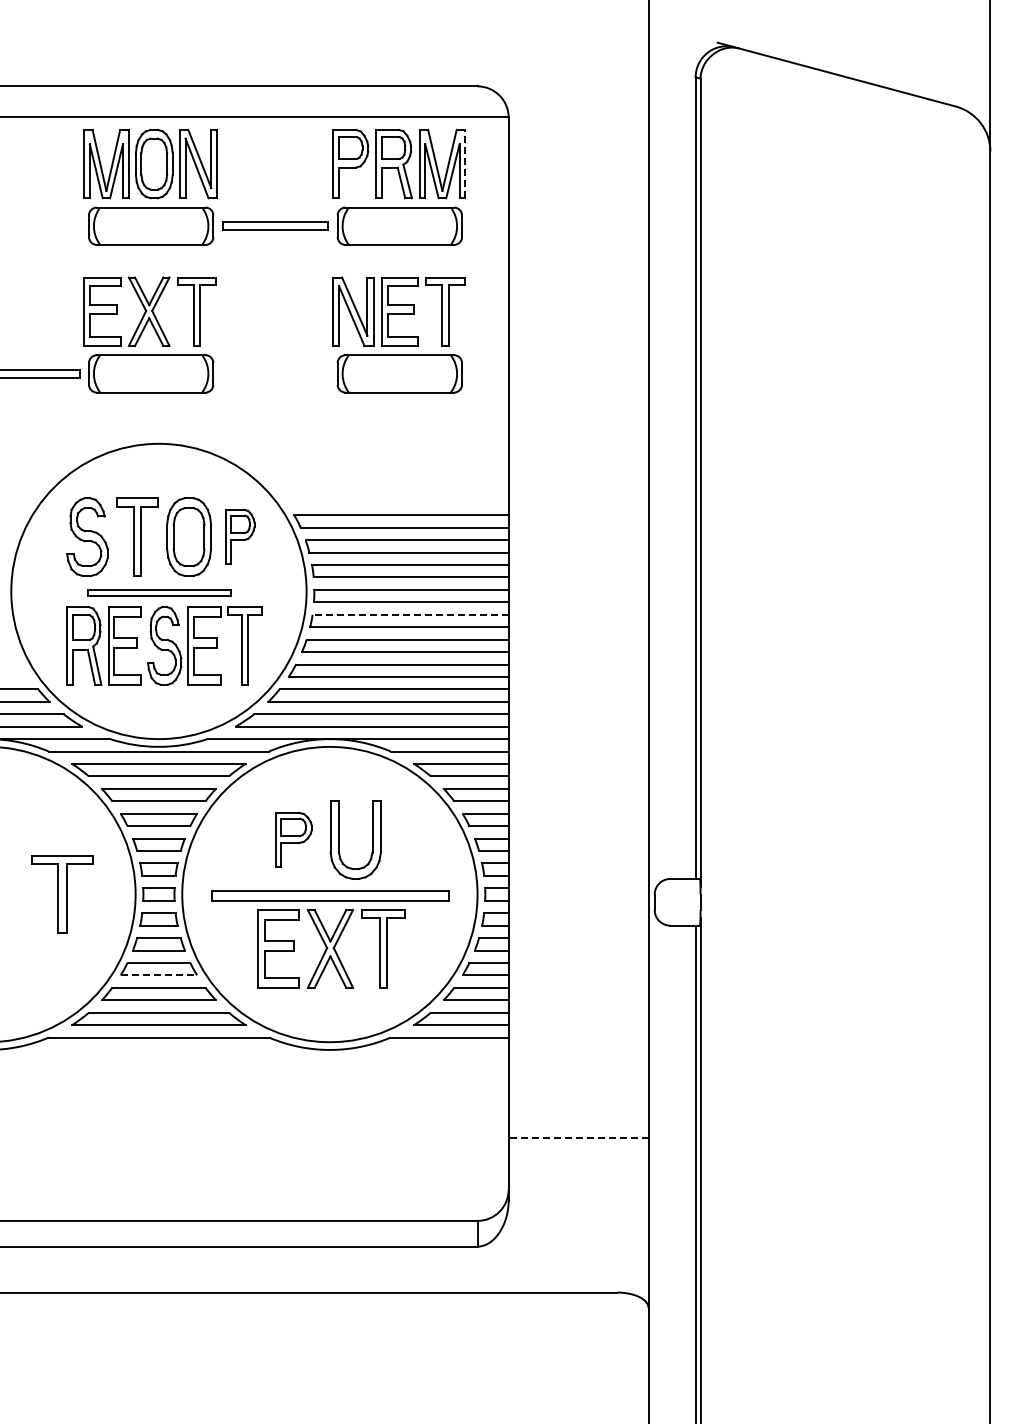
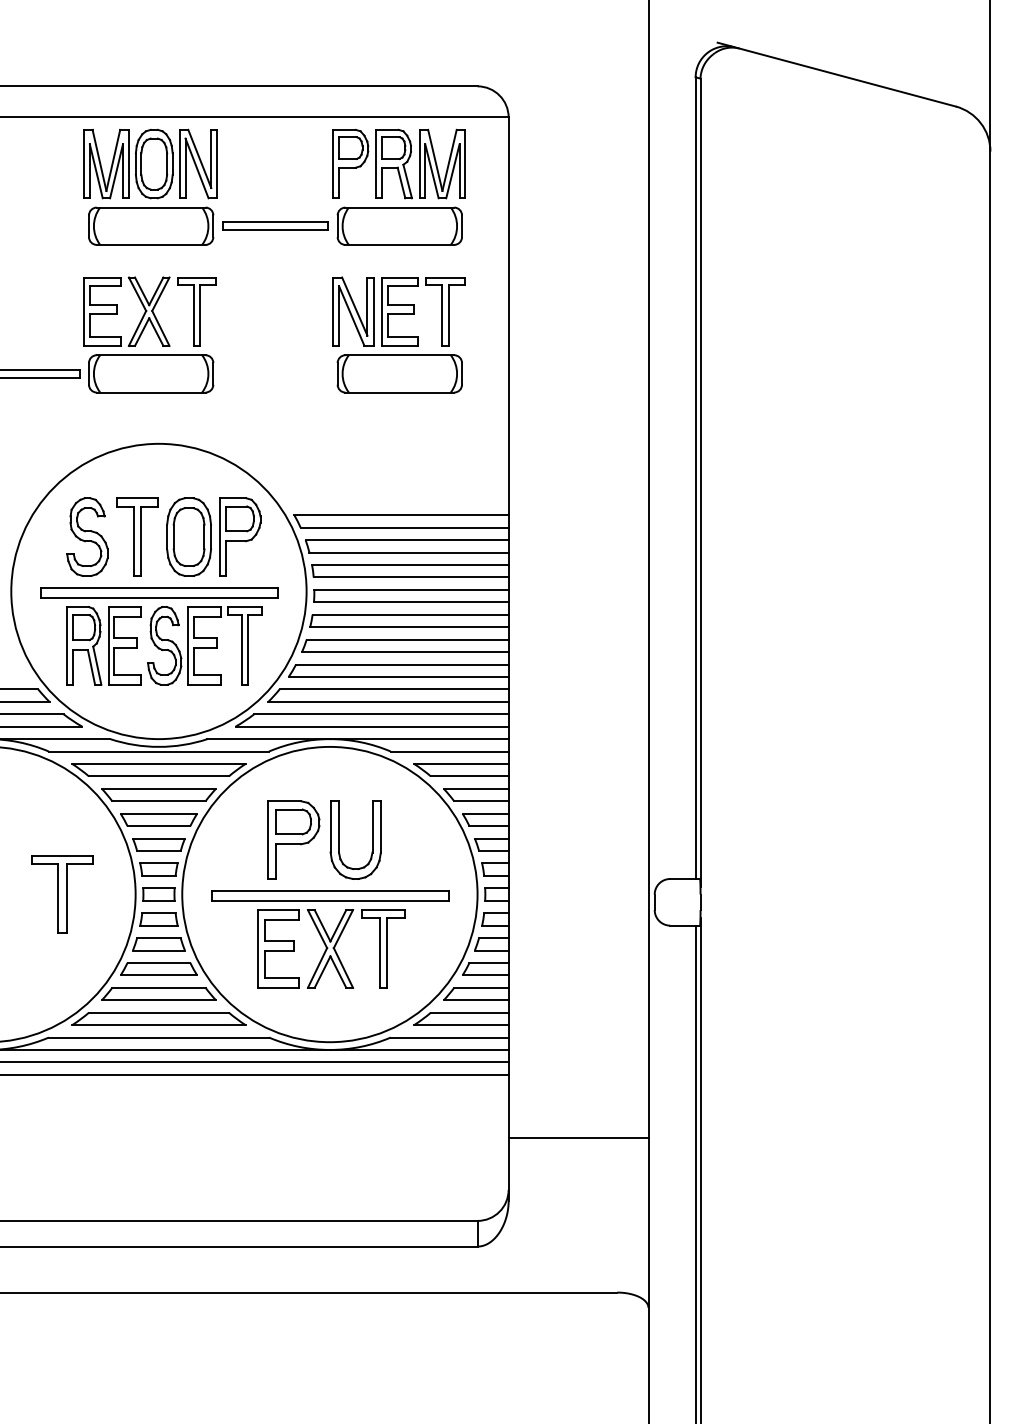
line: dashed -> solid (465, 163)
part size: 31x57 px -> 43x80 px (240, 536)
part size: 145x8 px -> 239x12 px (159, 592)
line: dashed -> solid (410, 614)
part size: 38x56 px -> 54x80 px (293, 839)
line: dashed -> solid (159, 975)
line: none -> present (255, 1049)
line: none -> present (255, 1062)
line: none -> present (255, 1074)
line: dashed -> solid (578, 1138)
